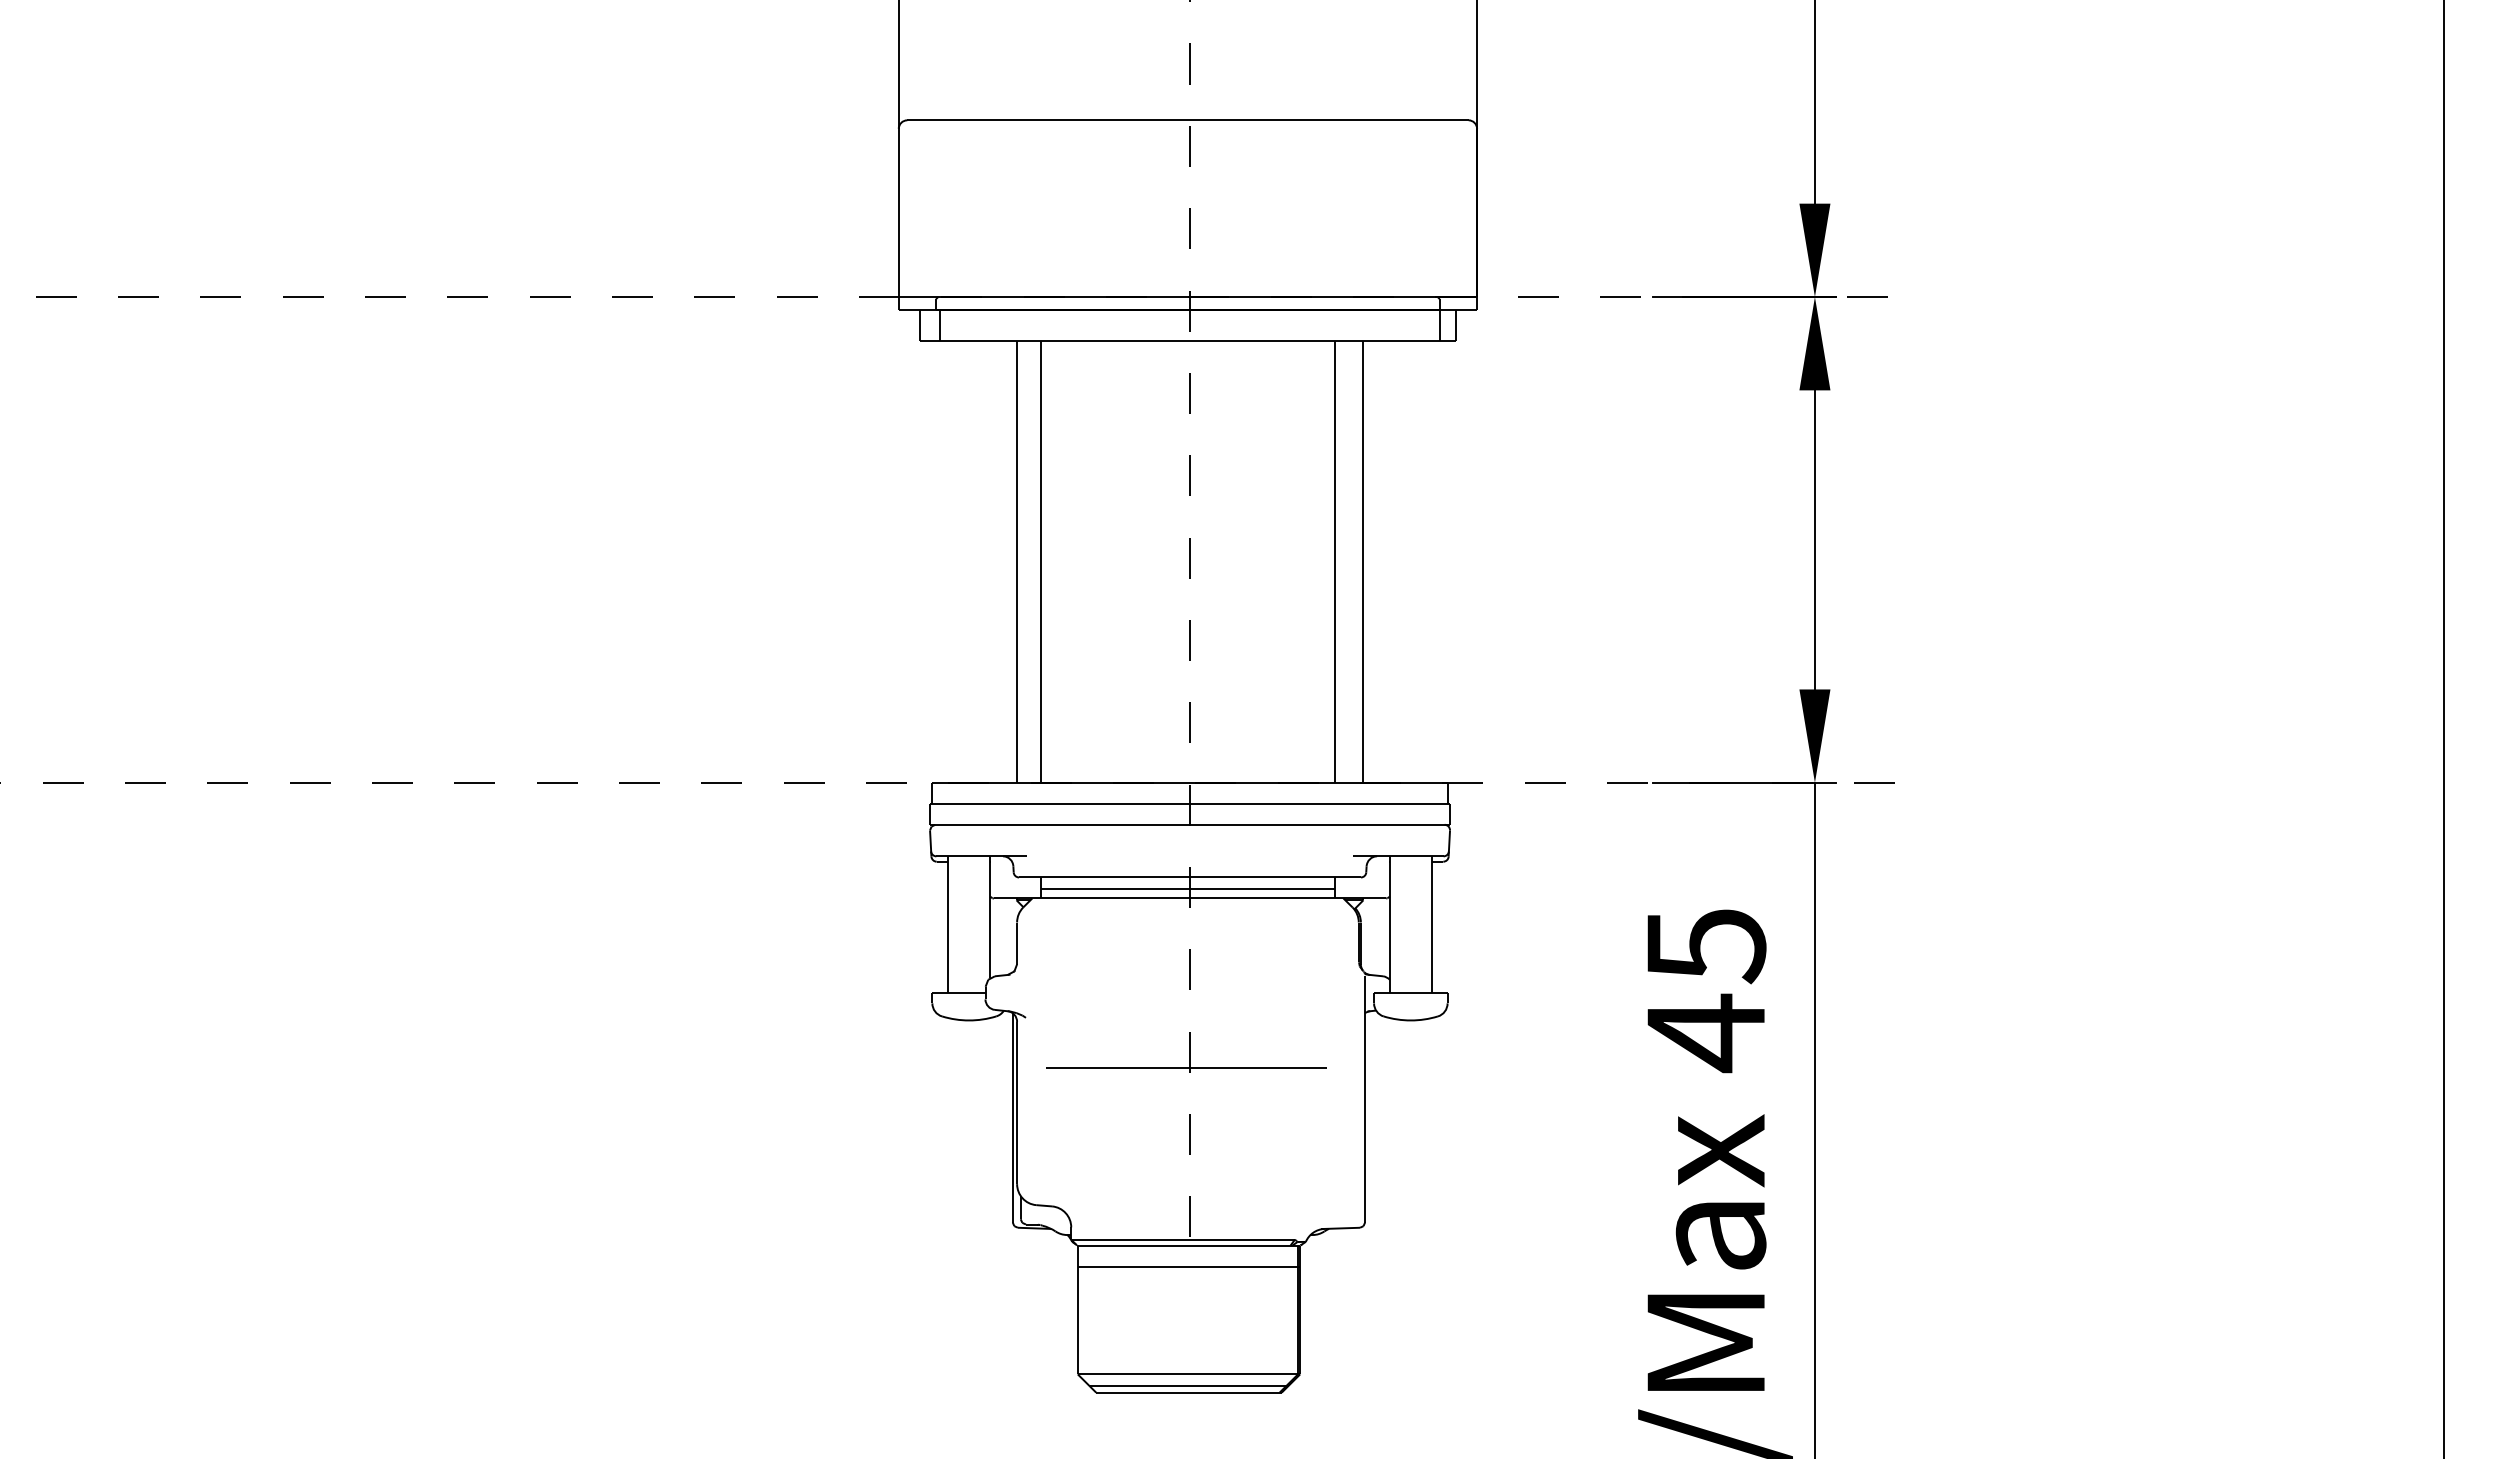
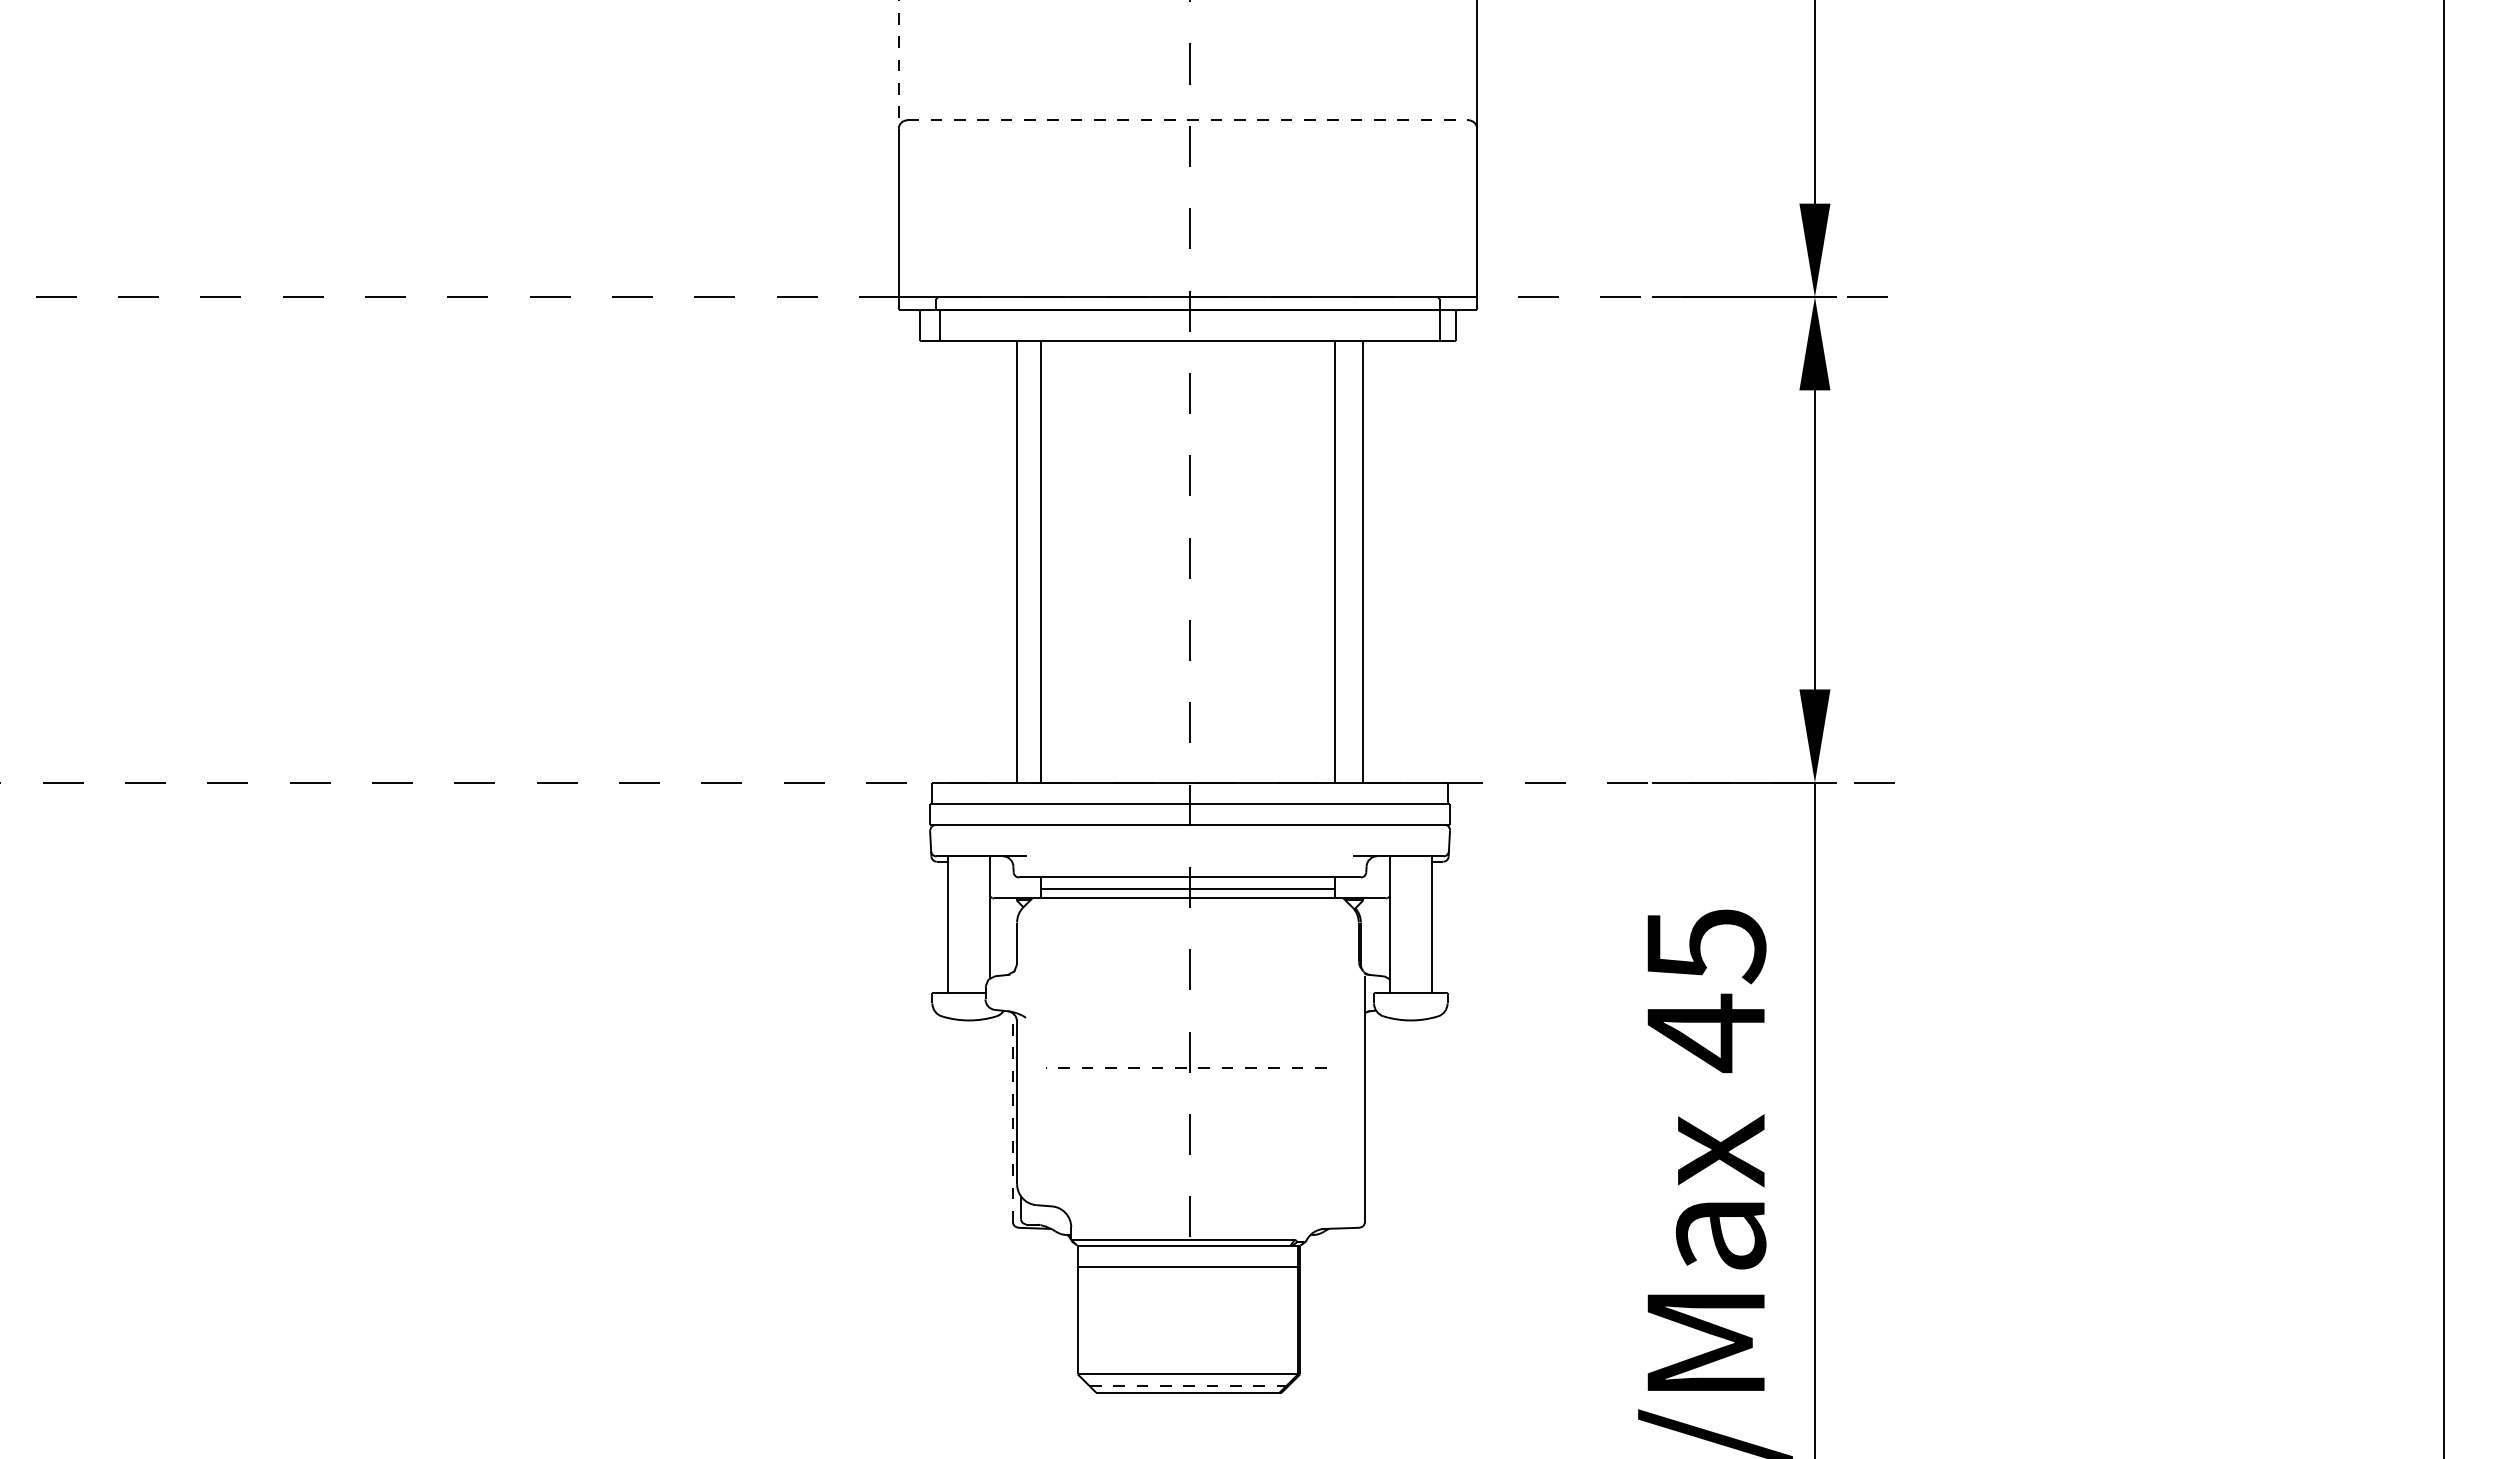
line: solid -> dashed (898, 64)
line: solid -> dashed (1188, 120)
line: solid -> dashed (1185, 1068)
line: solid -> dashed (1012, 1117)
line: solid -> dashed (1188, 1386)
